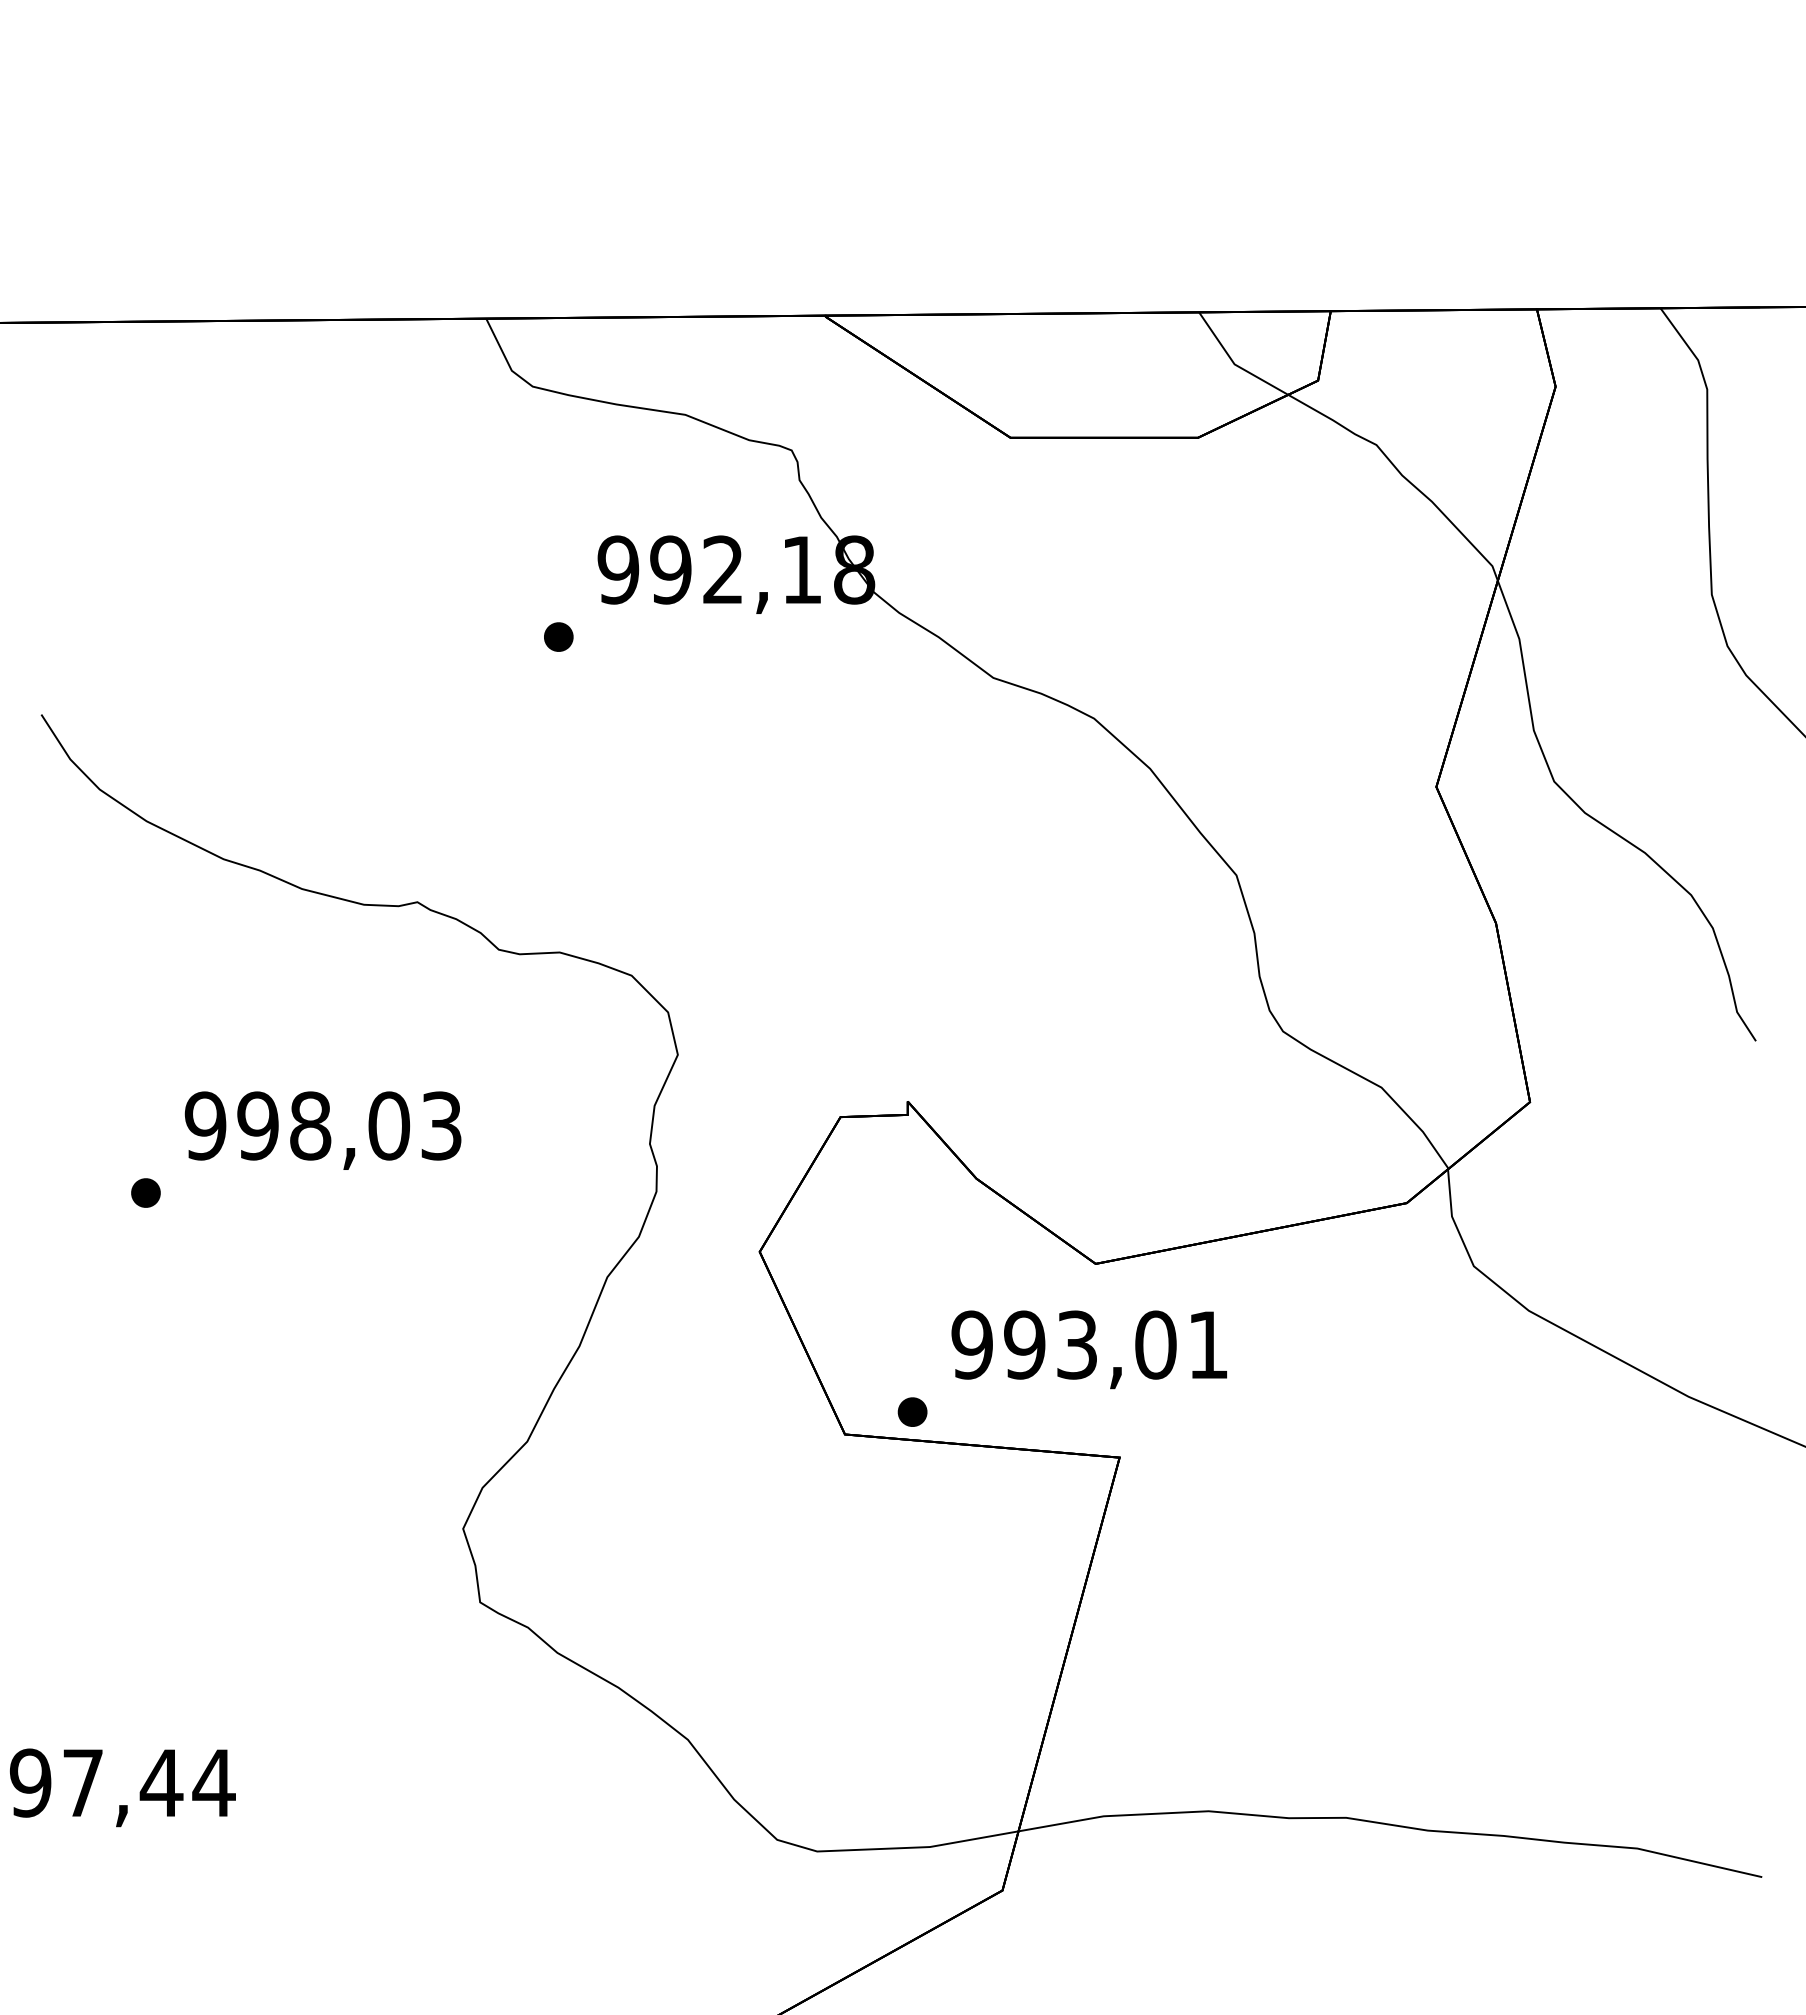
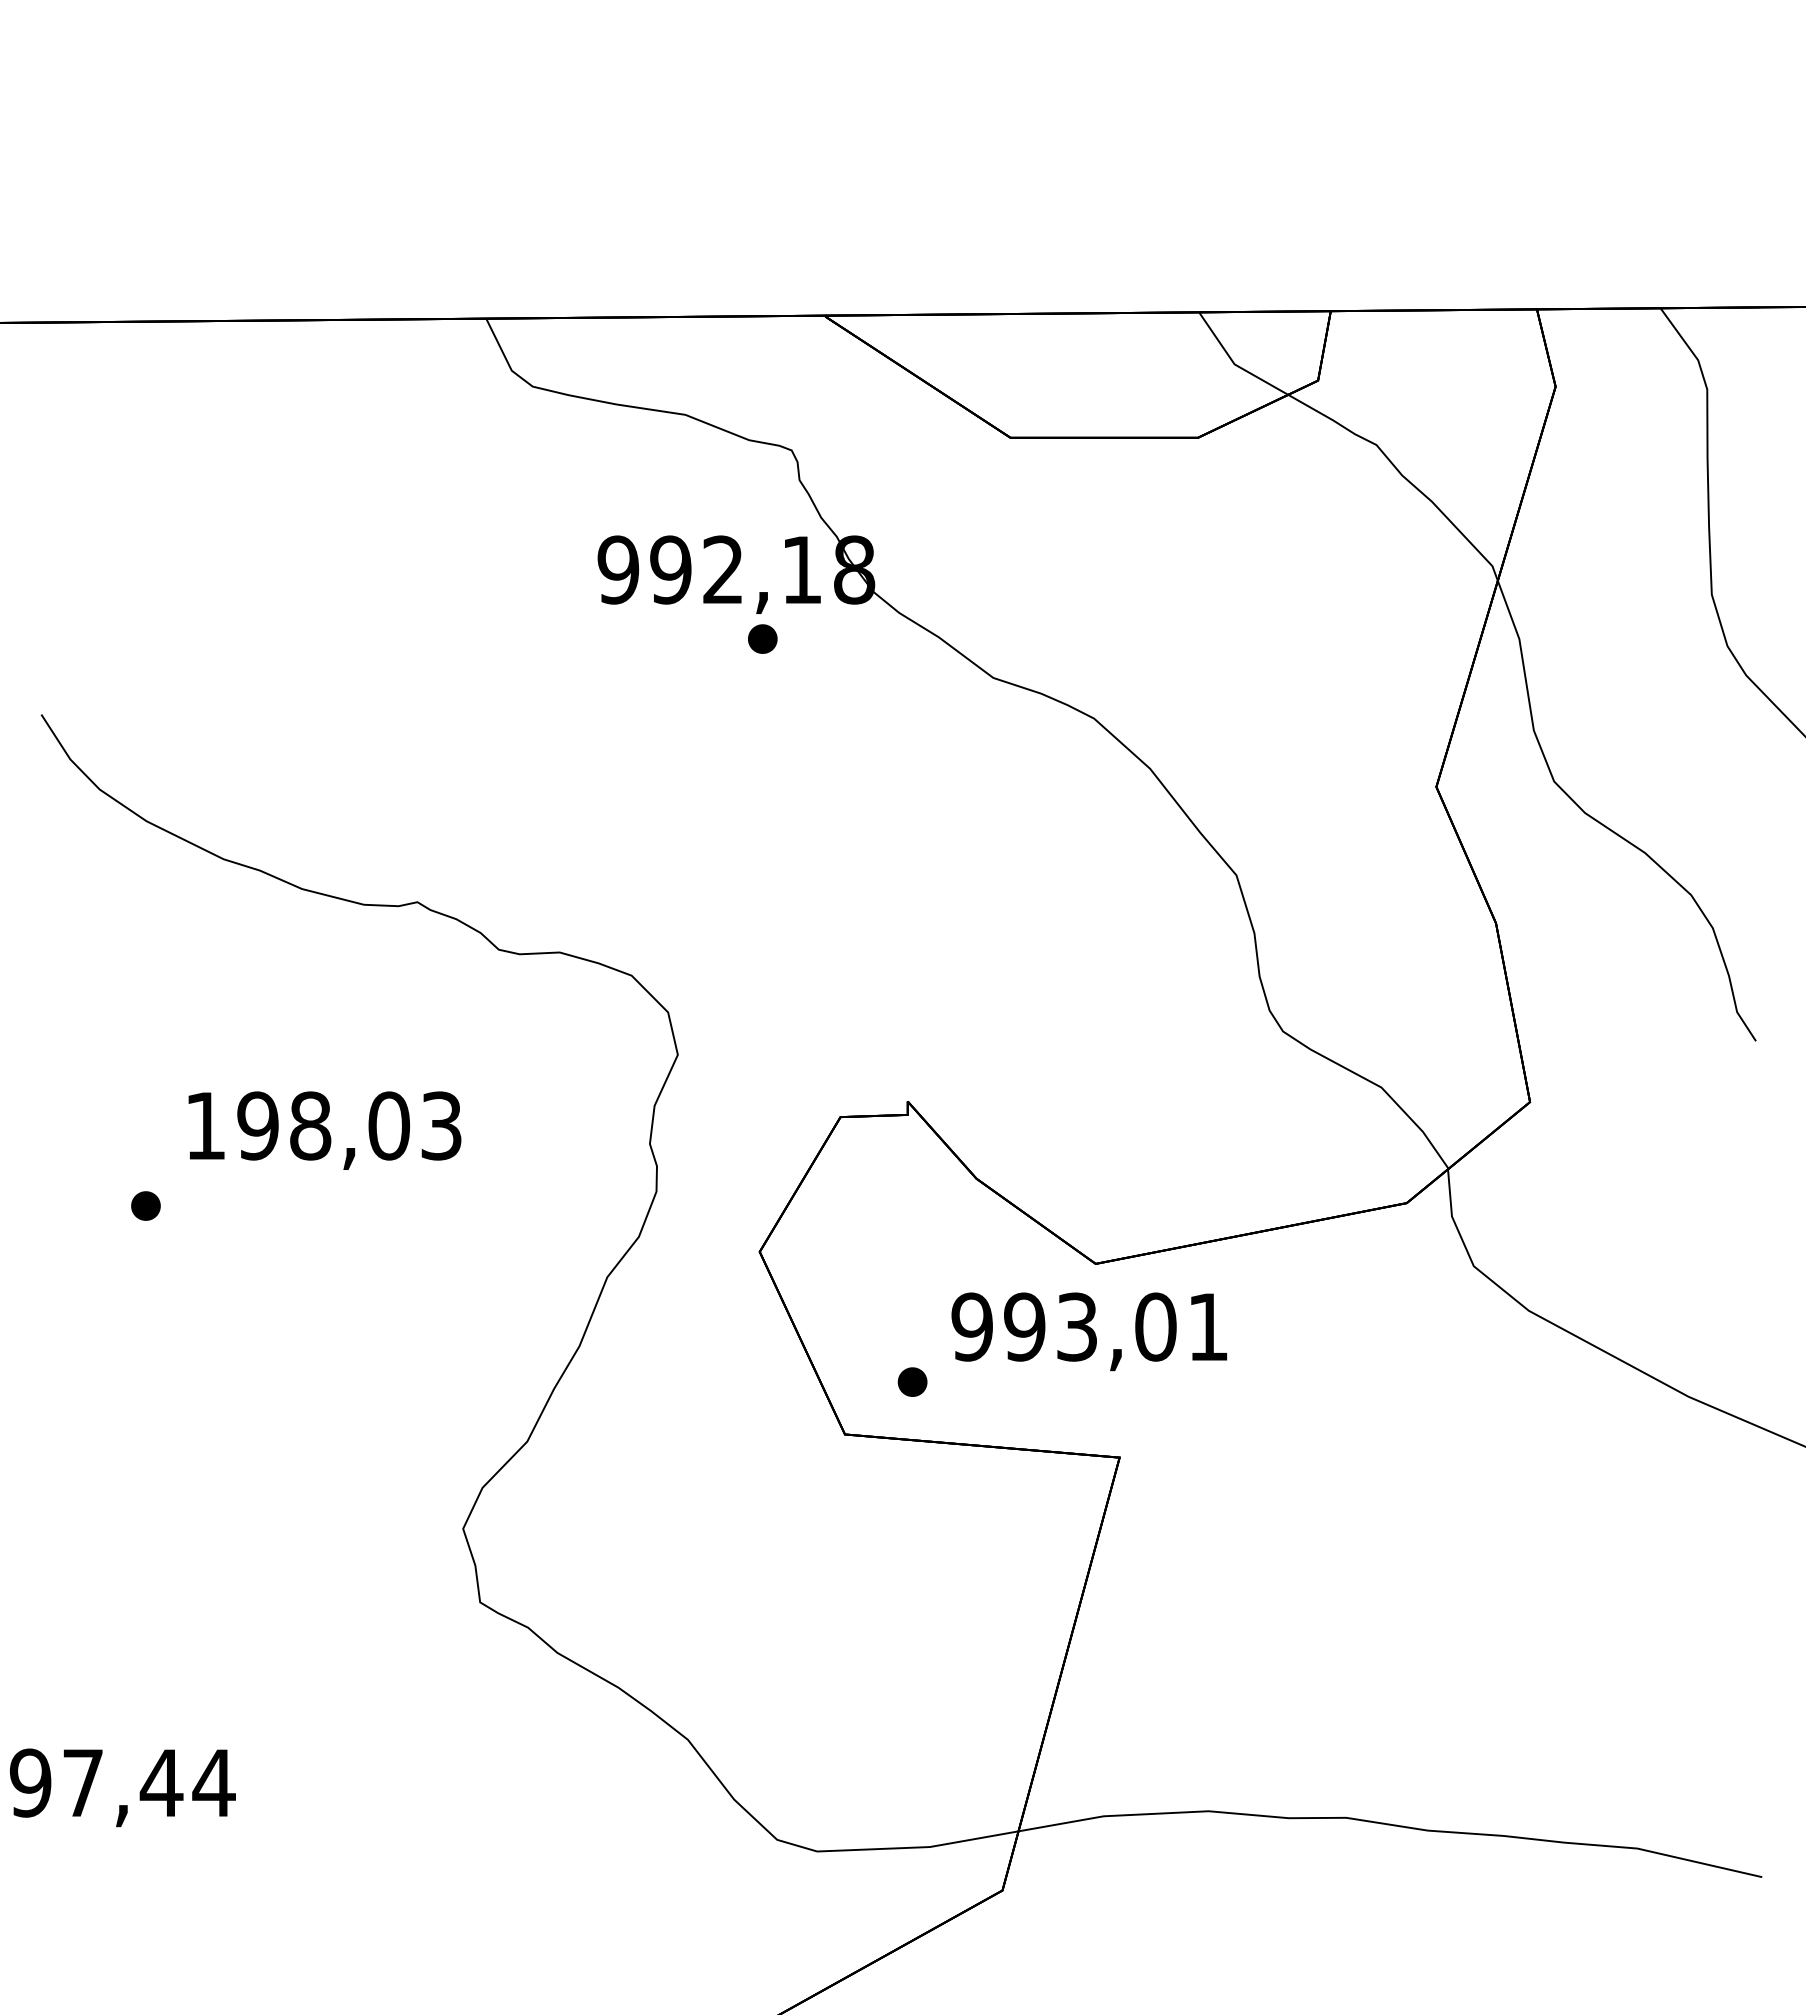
part position: (558, 636) -> (762, 638) (762, 638)
text: 998,03 -> 198,03 (205, 1125)
part position: (145, 1192) -> (145, 1205) (145, 1205)
text position: (1088, 1349) -> (1088, 1331) (1088, 1331)
part position: (912, 1411) -> (912, 1381) (912, 1381)
